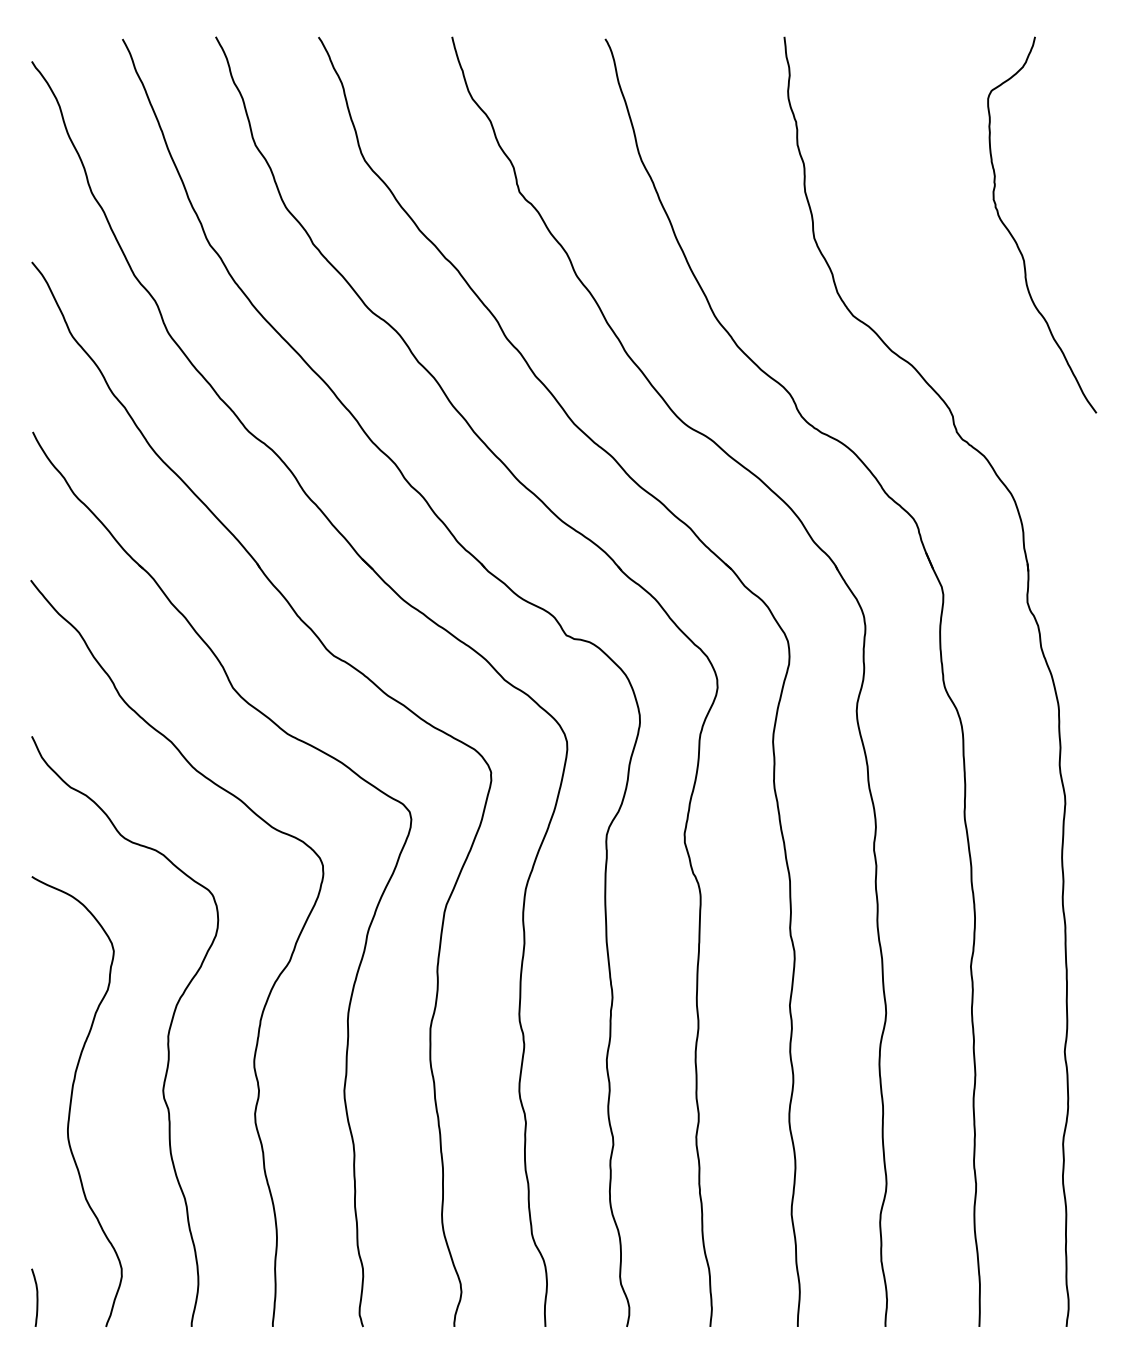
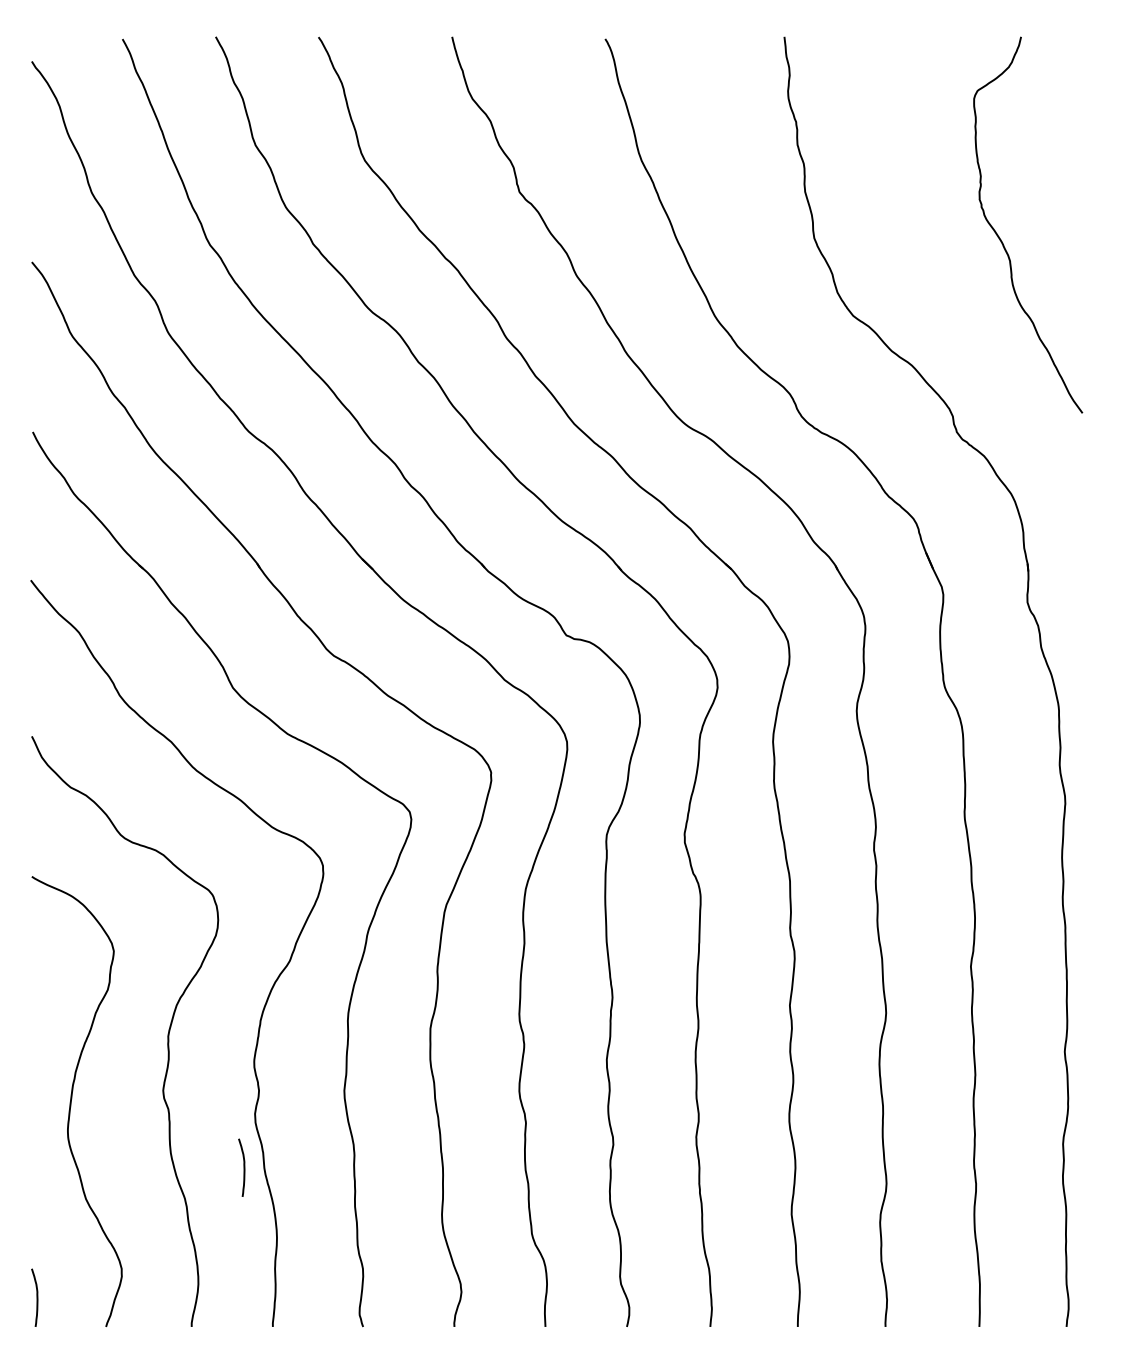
curve position: (1015, 239) -> (1001, 239) (1001, 239)
curve: none -> present (243, 1167)
